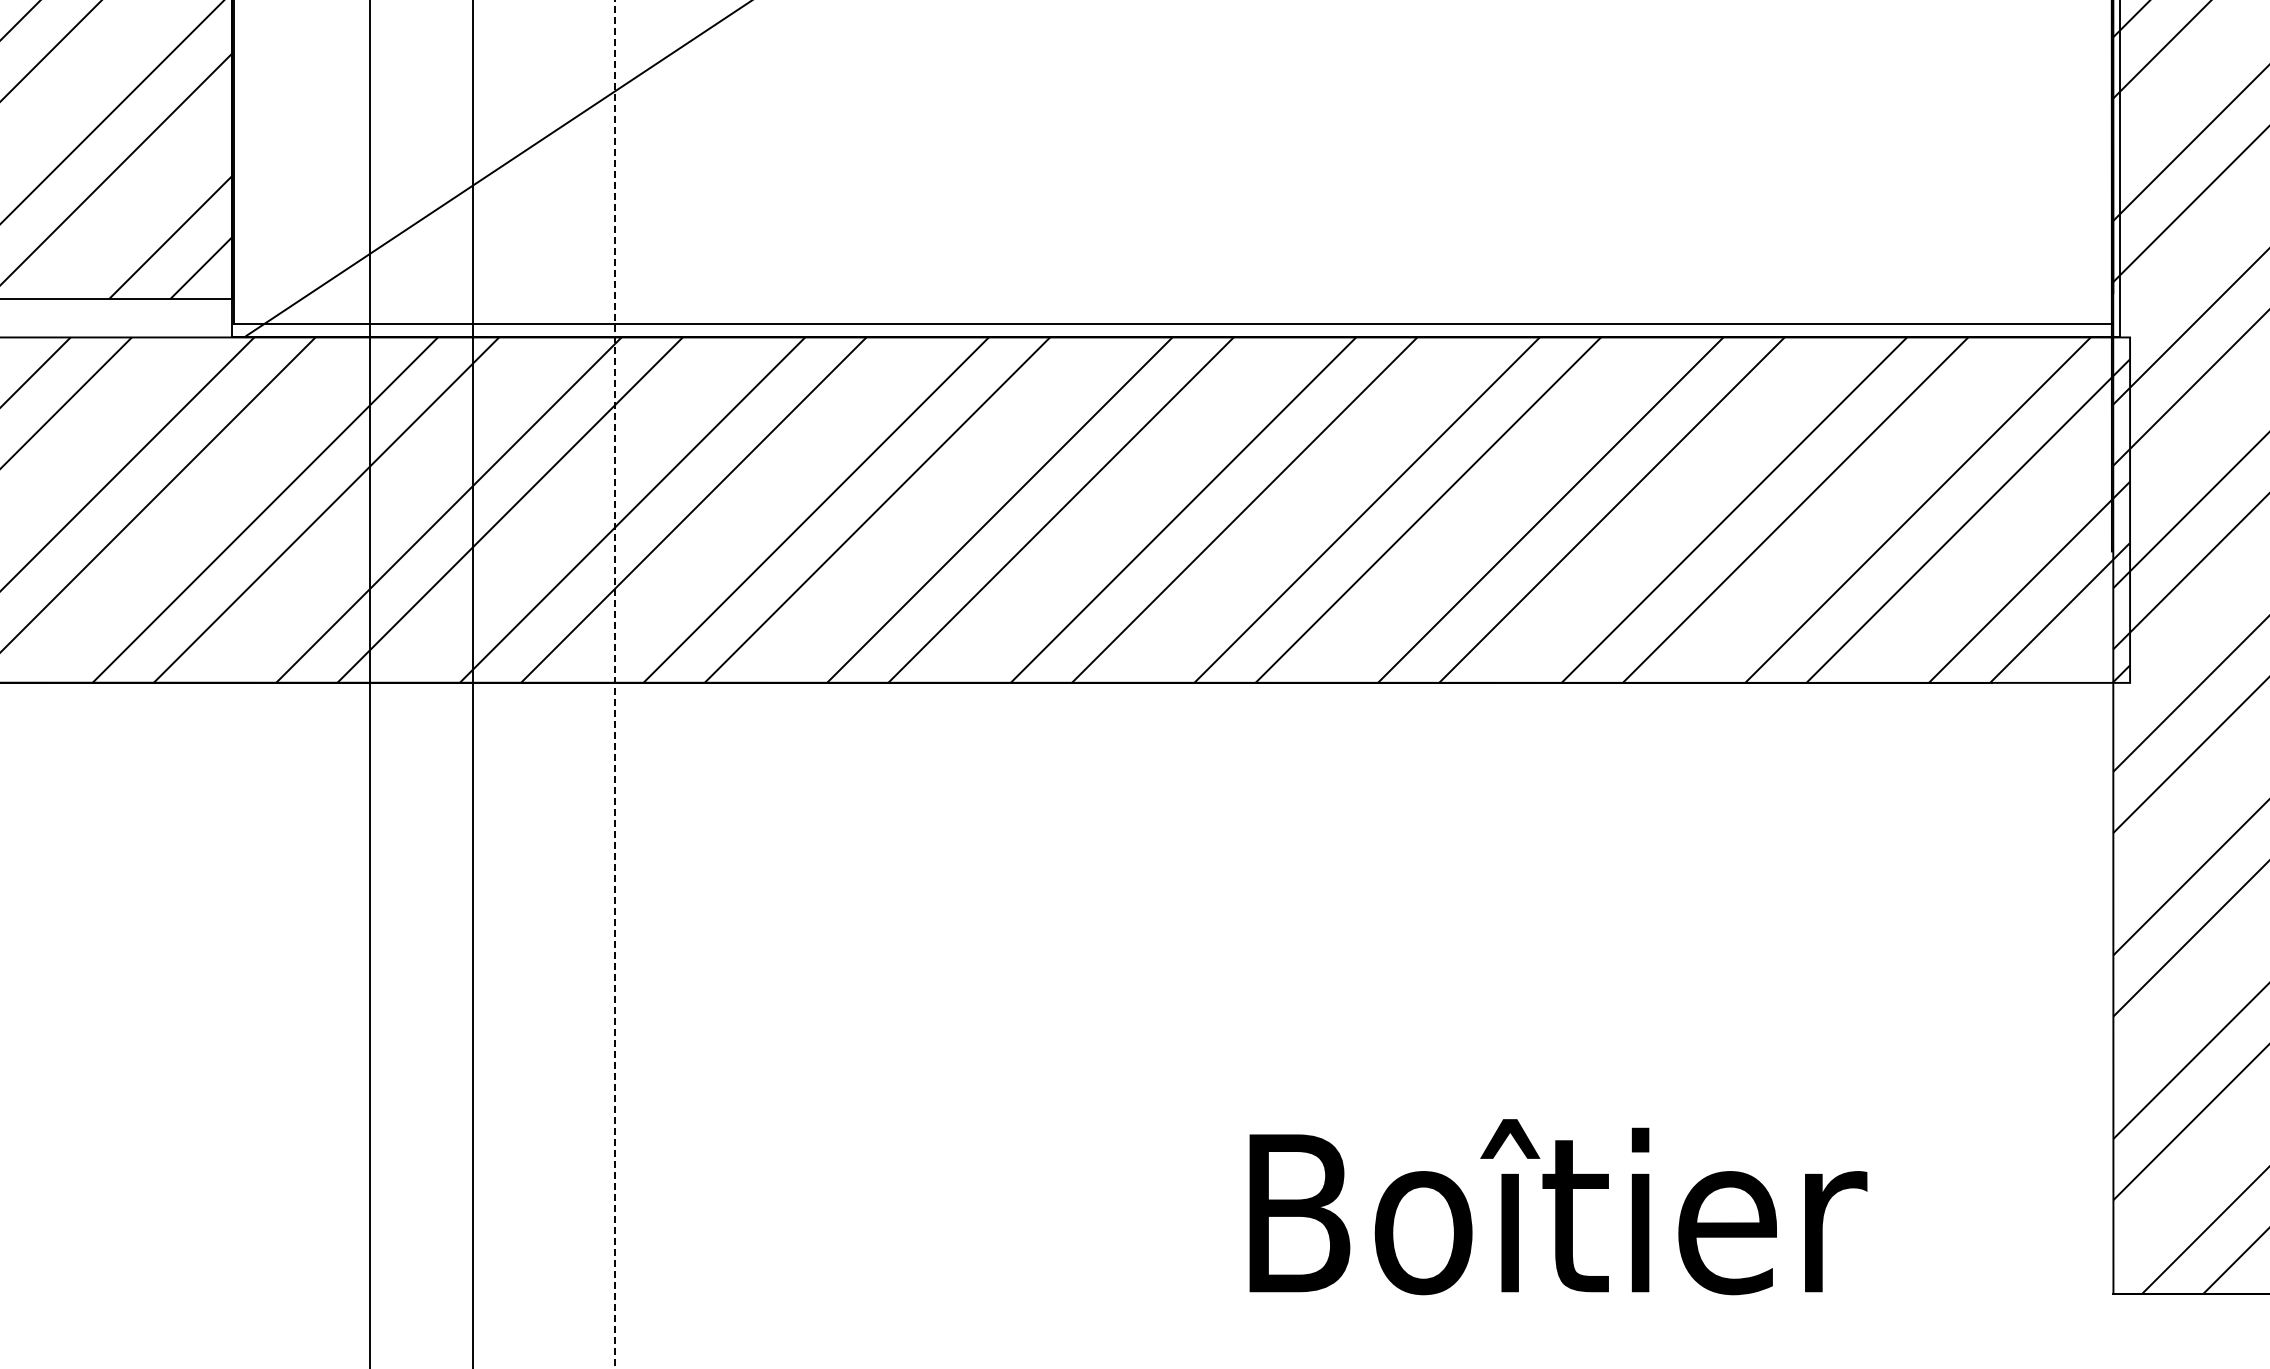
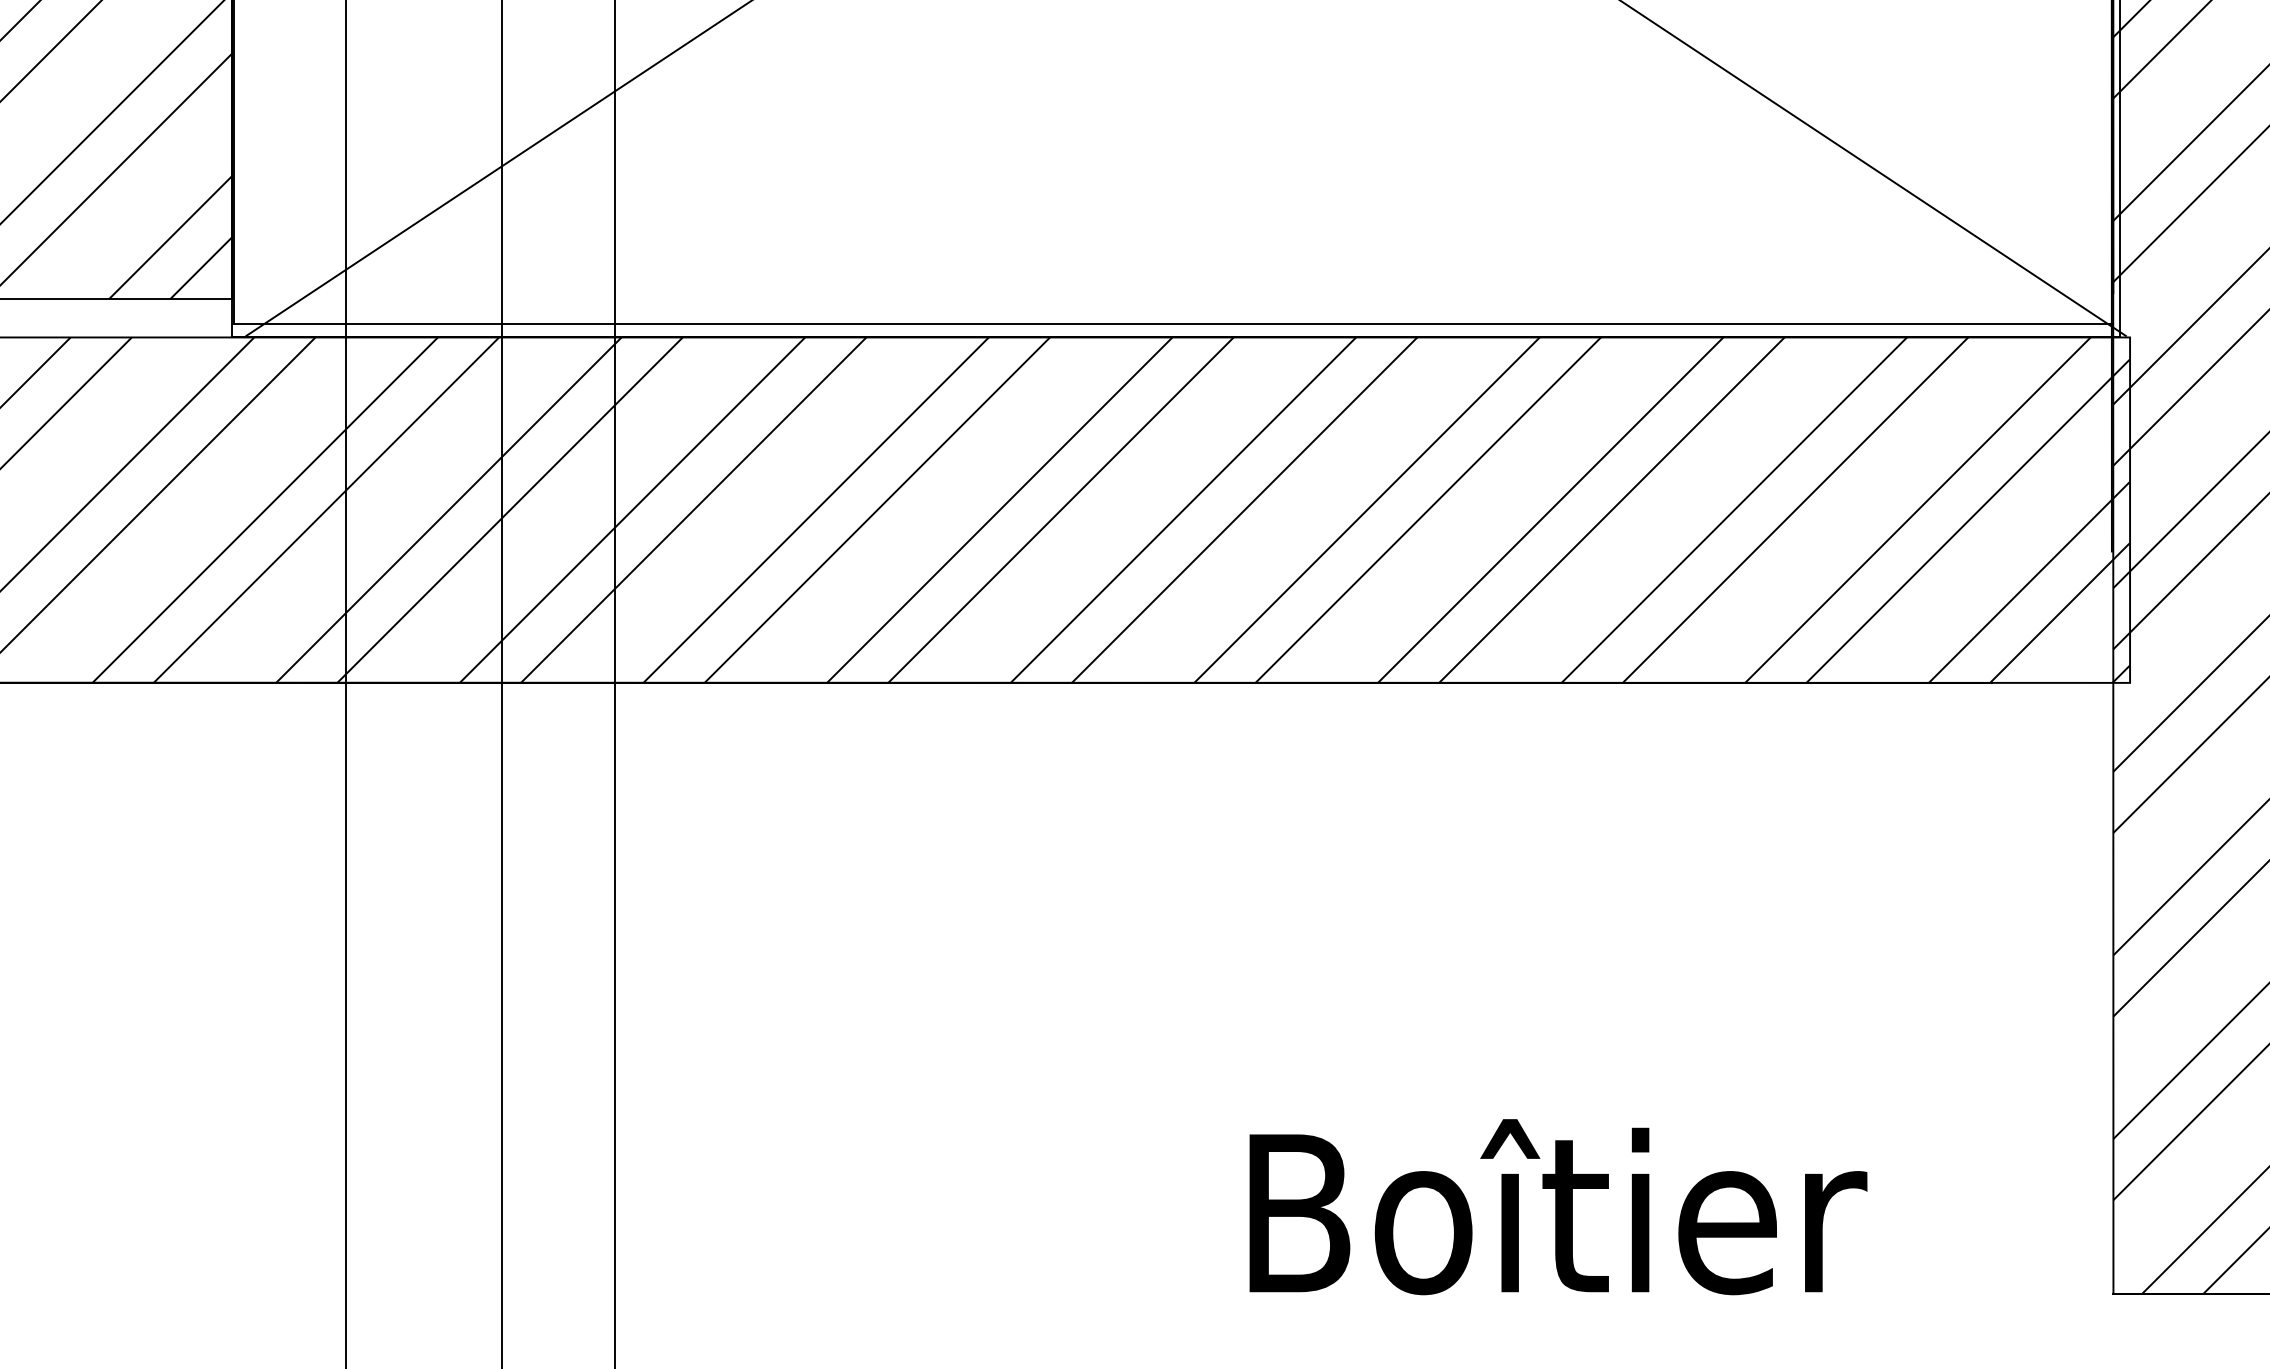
line: none -> present (1873, 168)
line position: (370, 683) -> (346, 683) (346, 683)
line position: (473, 683) -> (502, 683) (502, 683)
line: dashed -> solid (615, 684)
